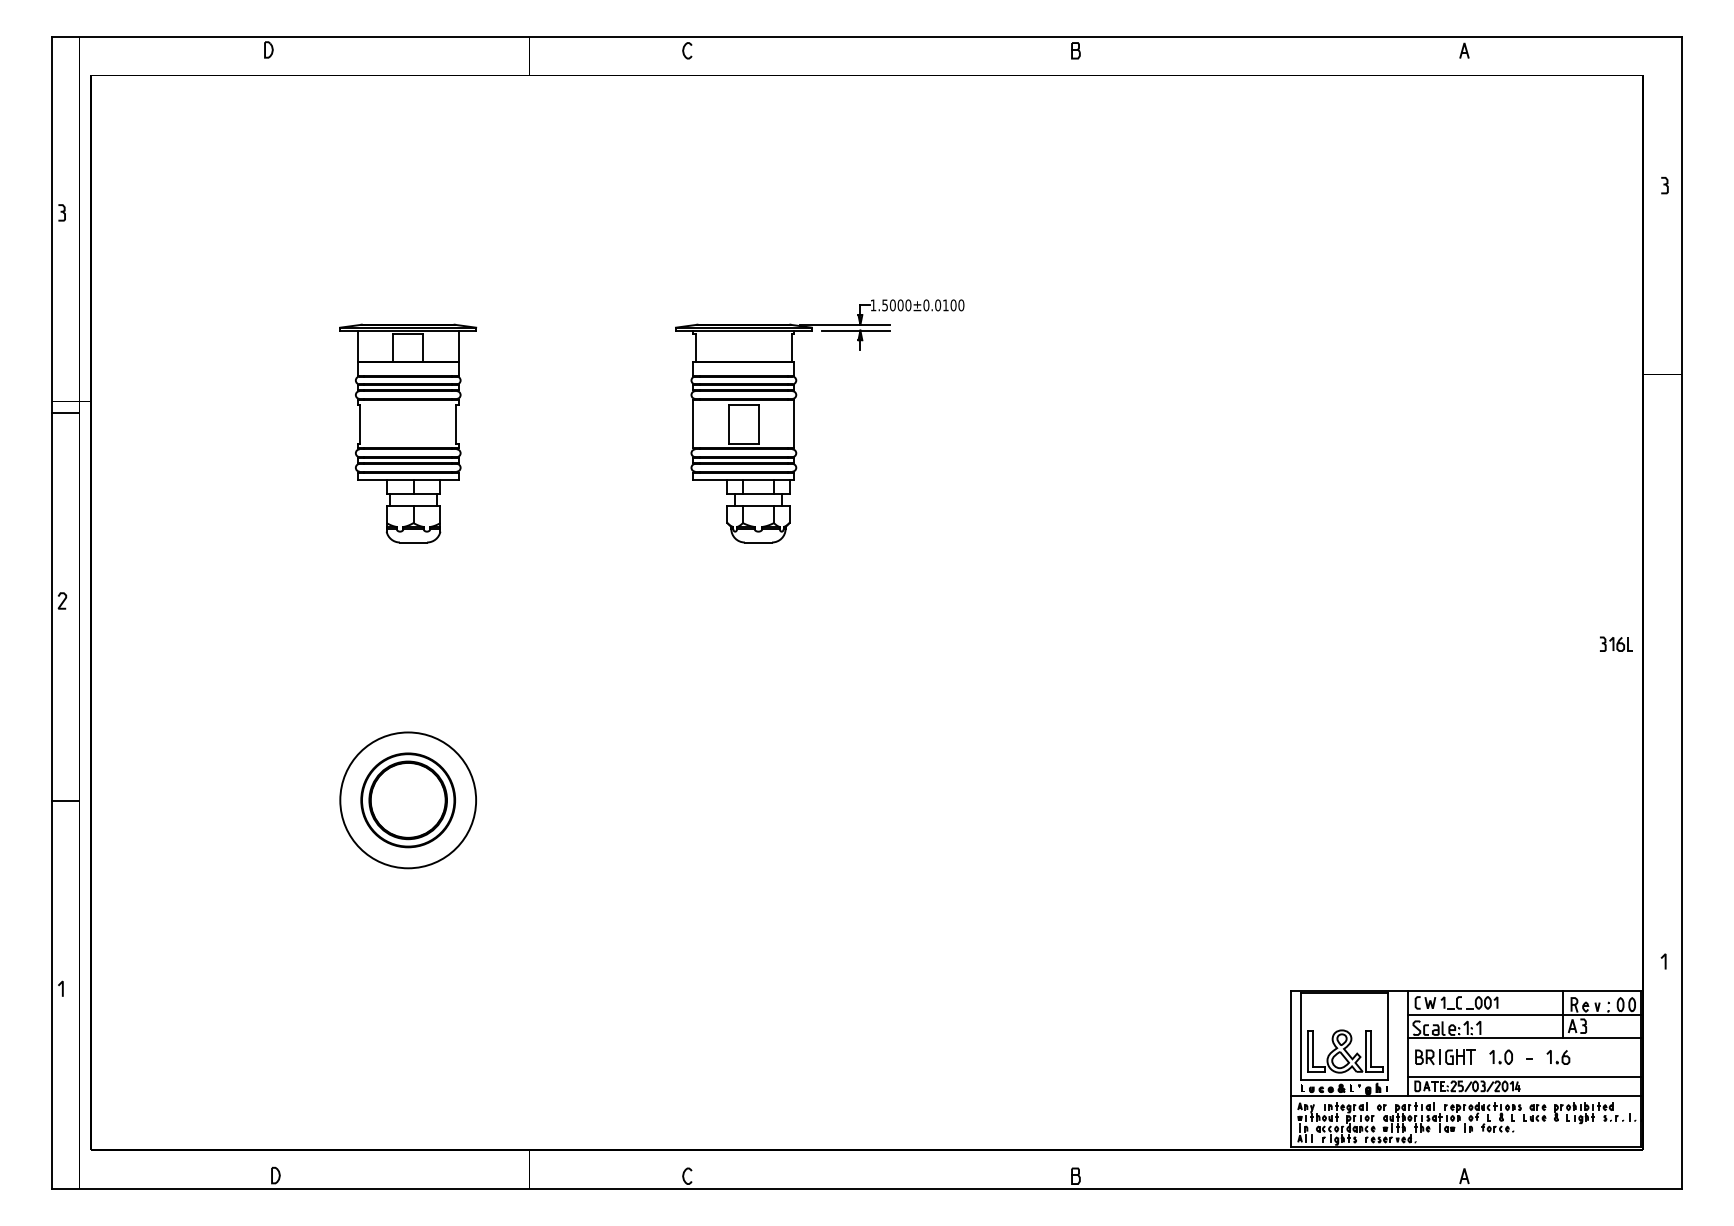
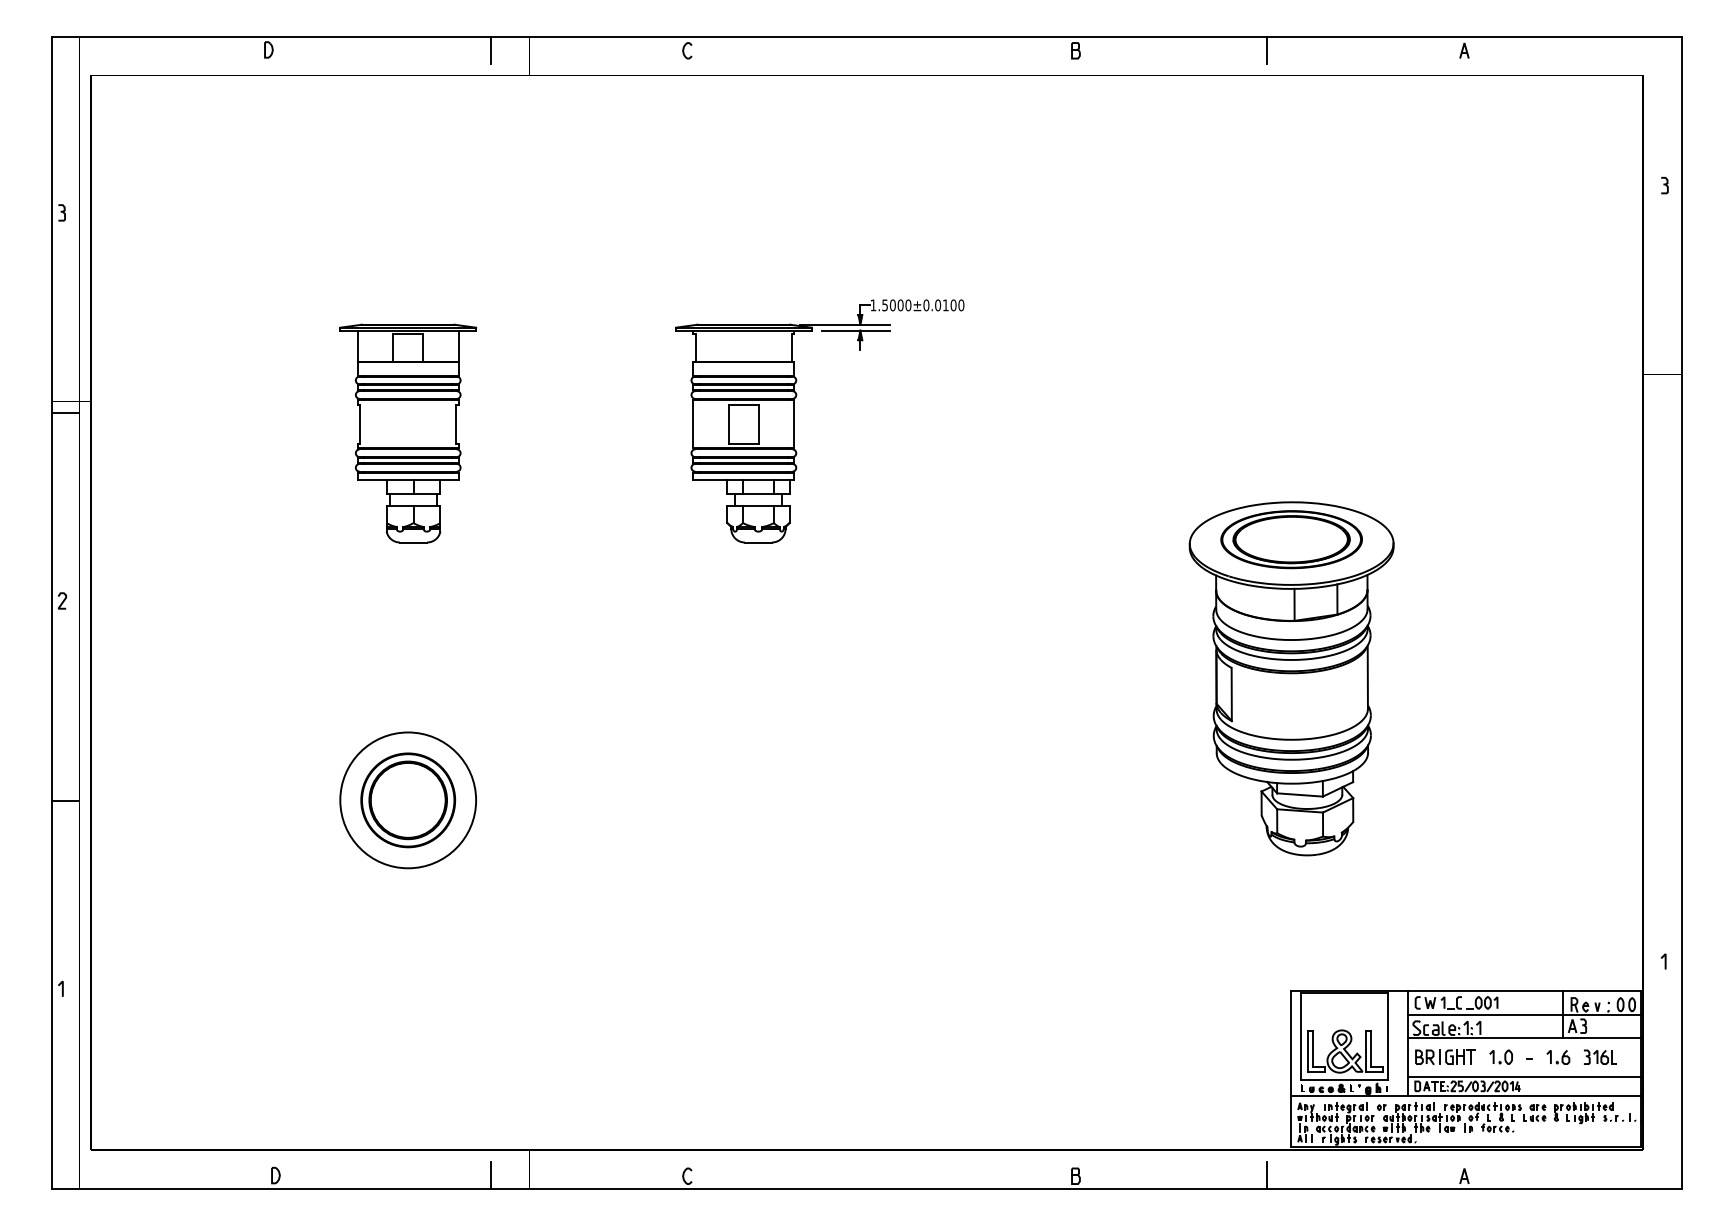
line: none -> present (490, 49)
line: none -> present (1266, 49)
part position: (1616, 643) -> (1600, 1056) (1600, 1056)
part: none -> present (1291, 678)
line: none -> present (490, 1175)
line: none -> present (1266, 1175)
